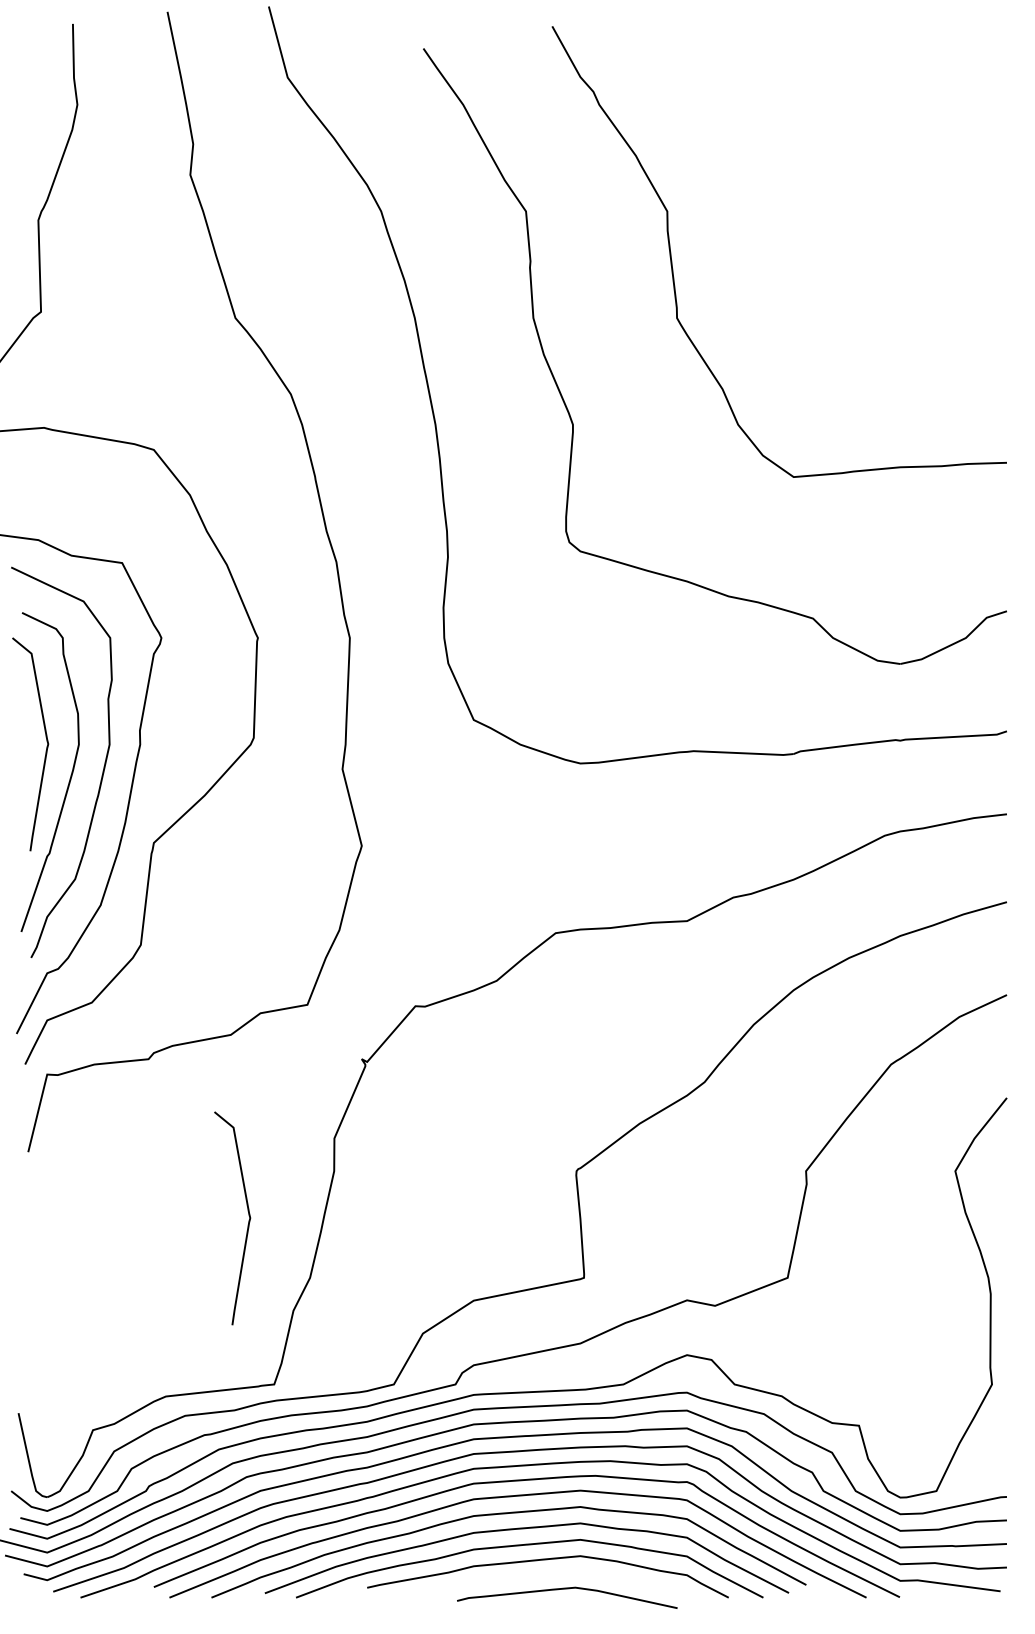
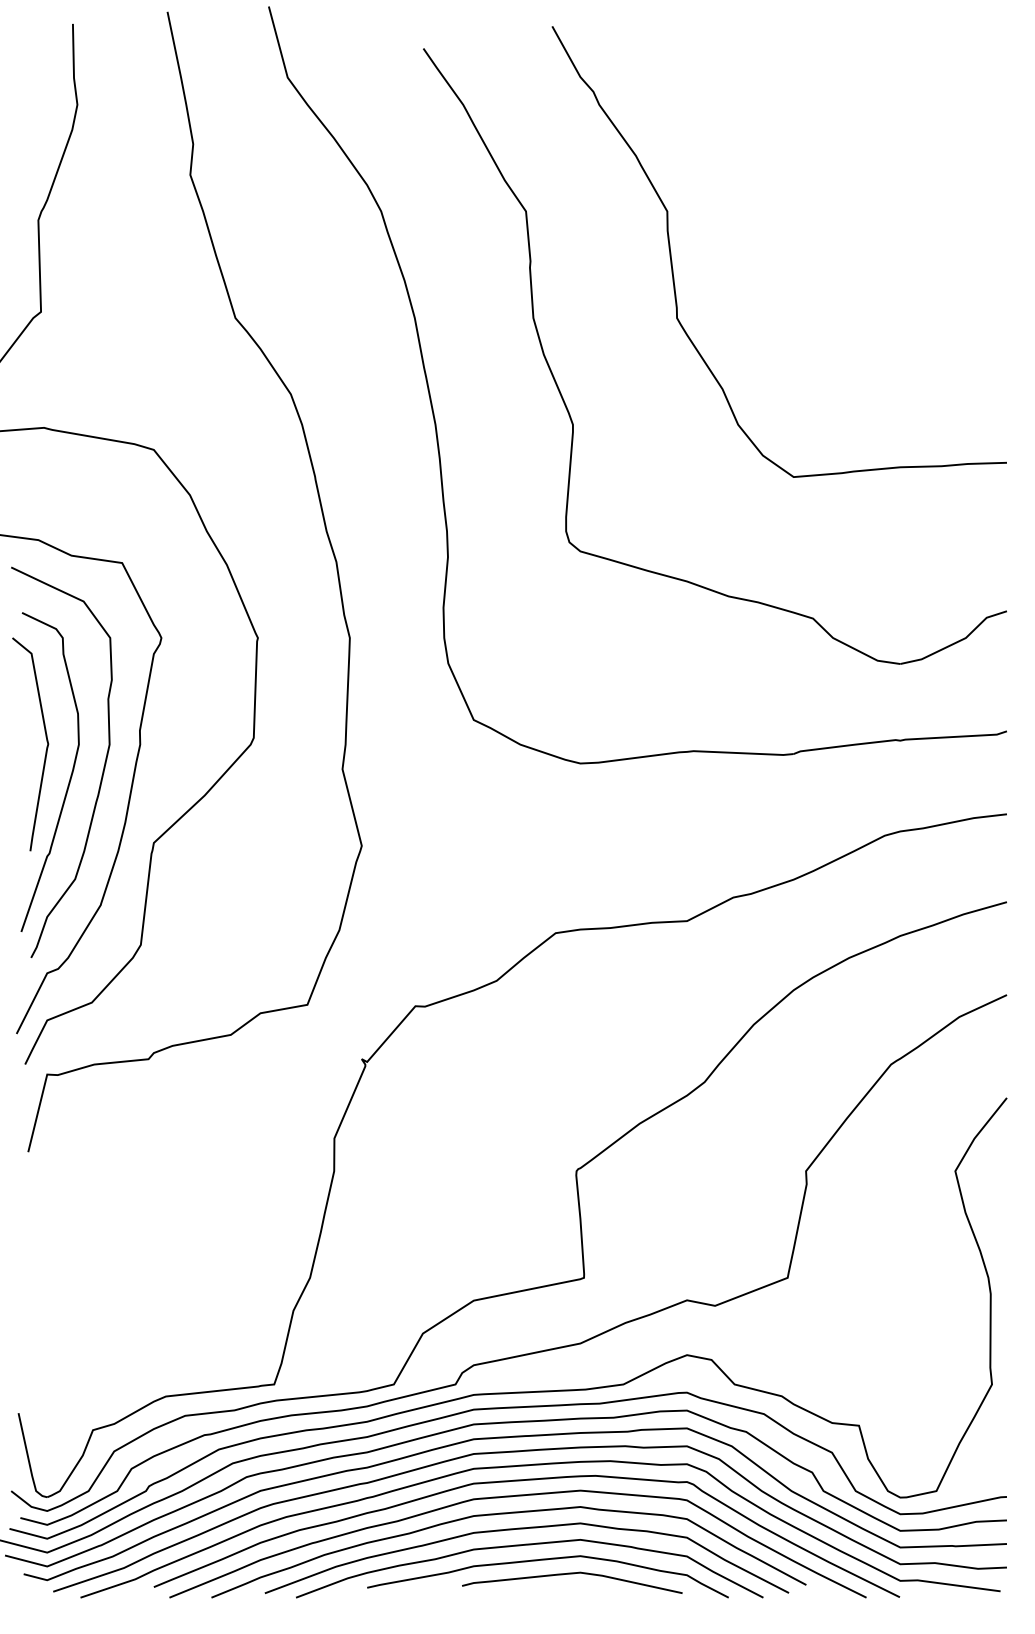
curve: present -> none (248, 1220)
curve position: (567, 1589) -> (572, 1574) (572, 1574)
